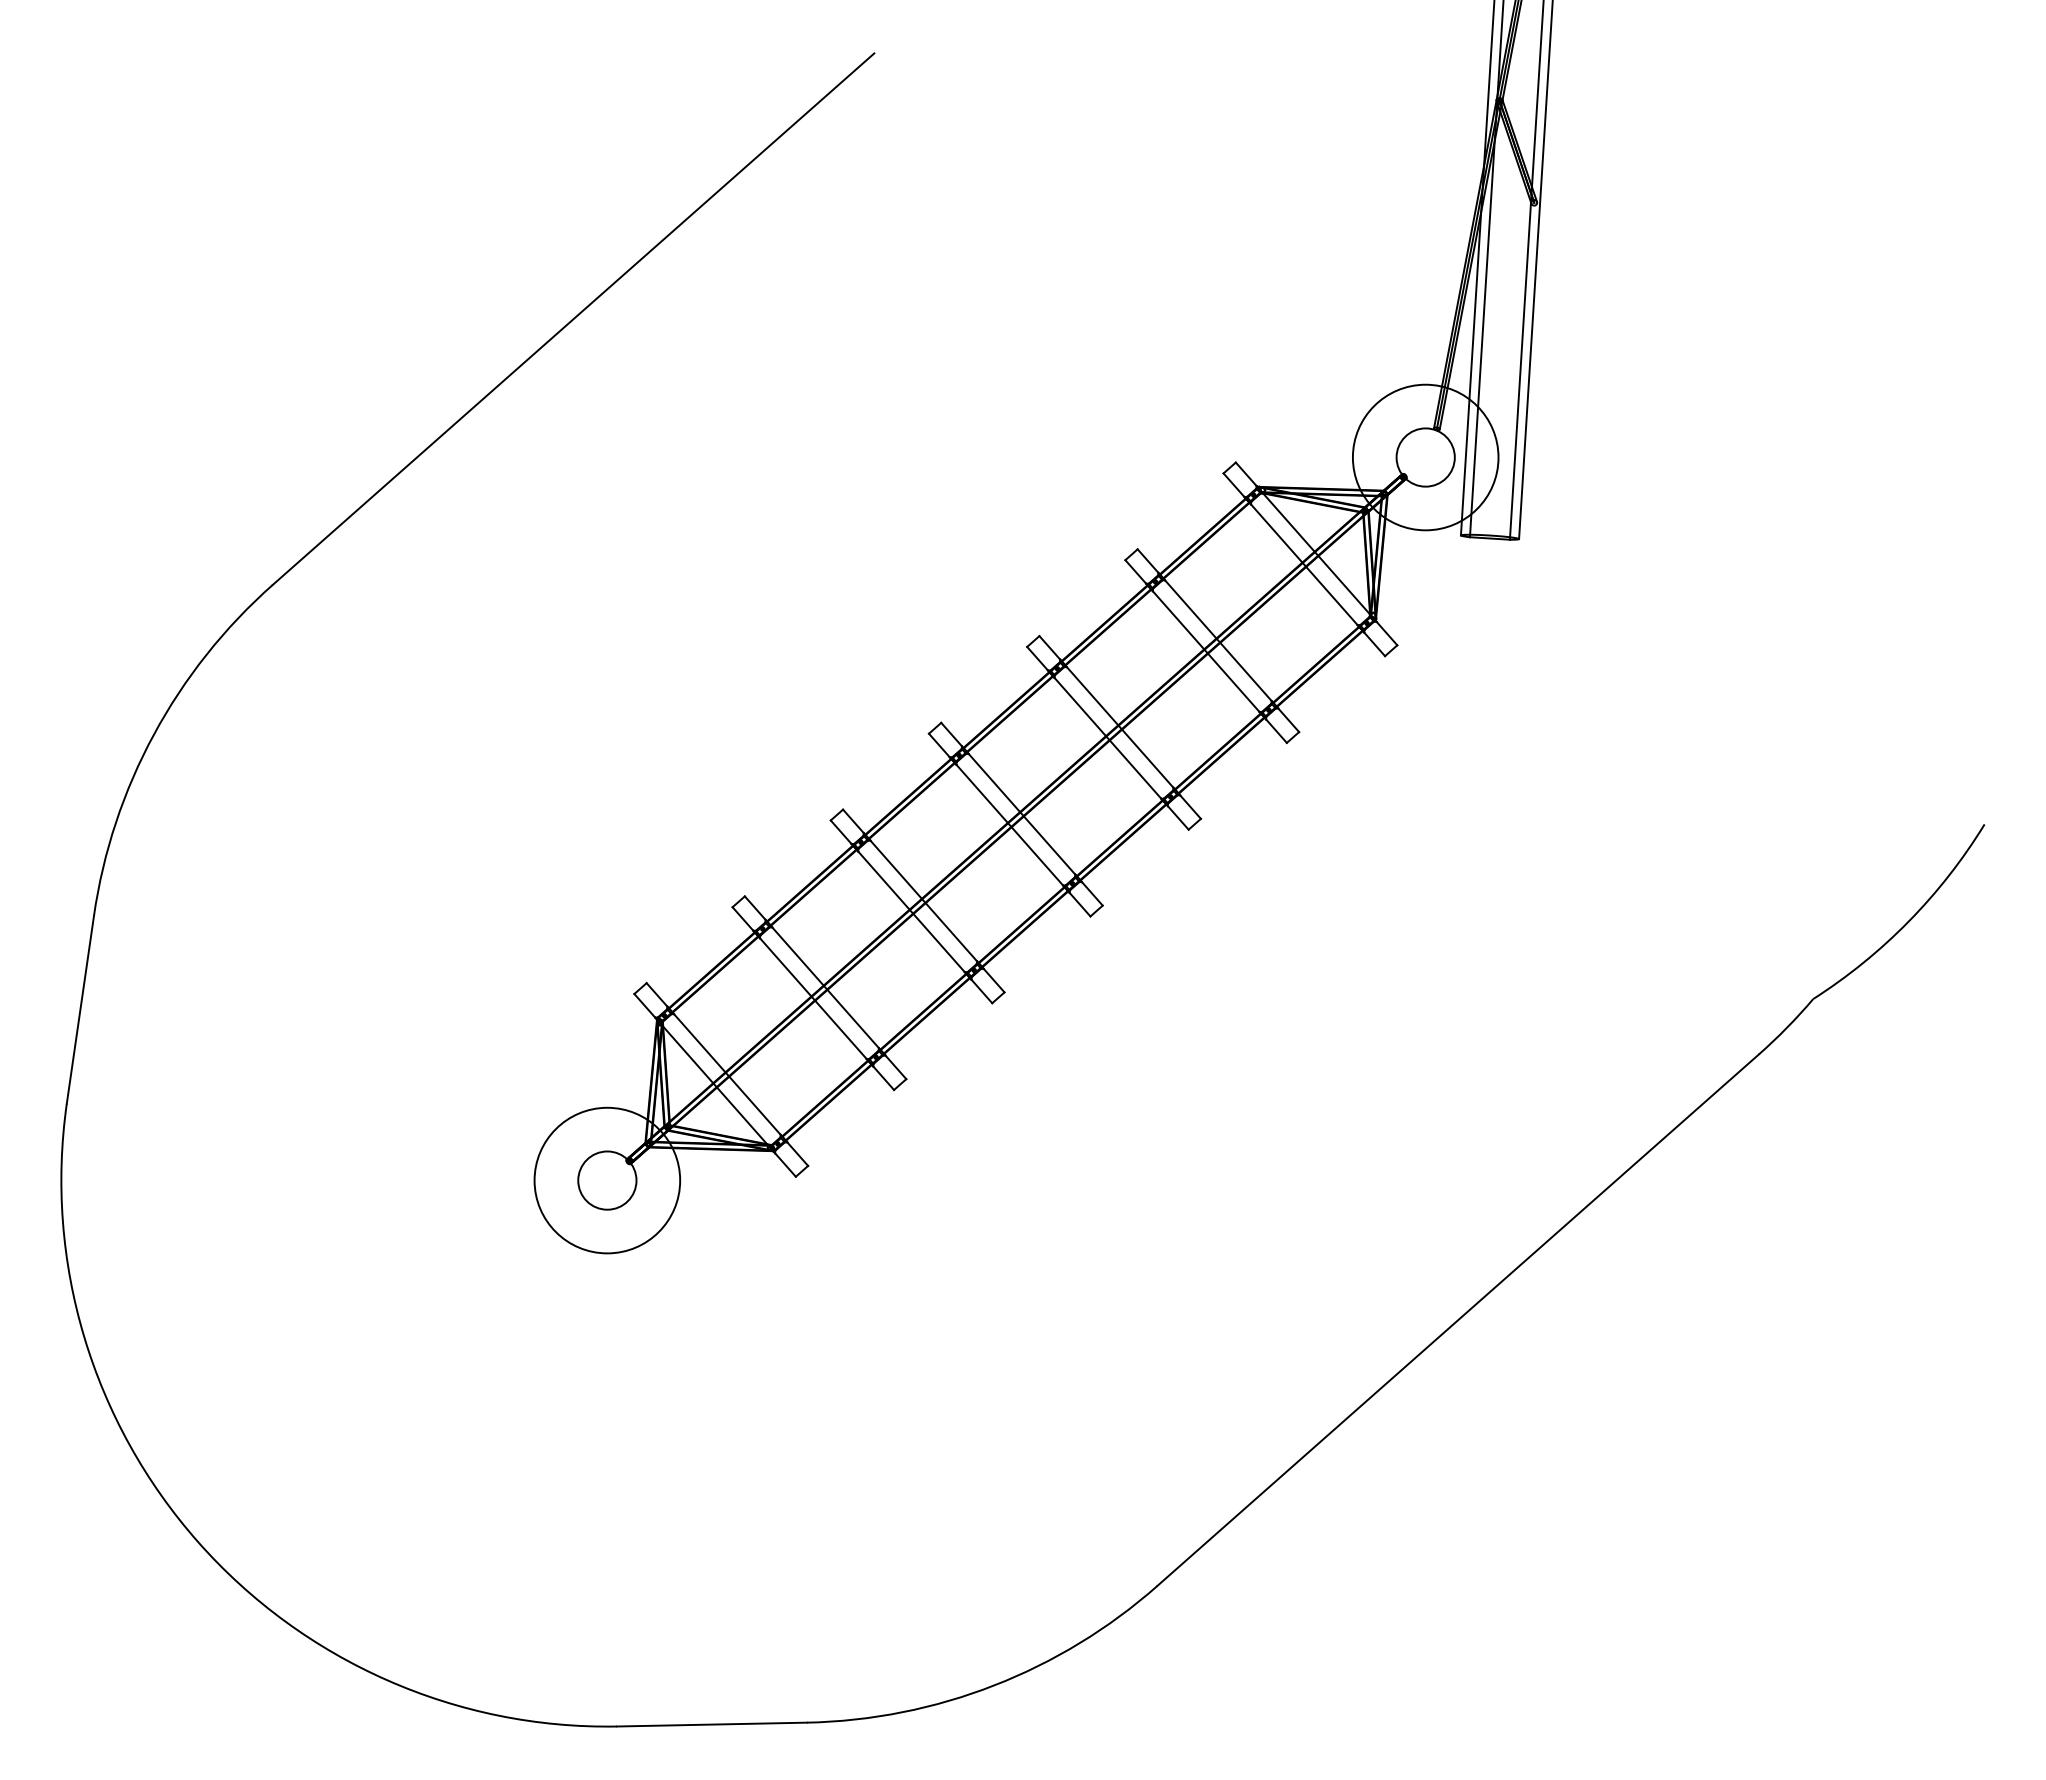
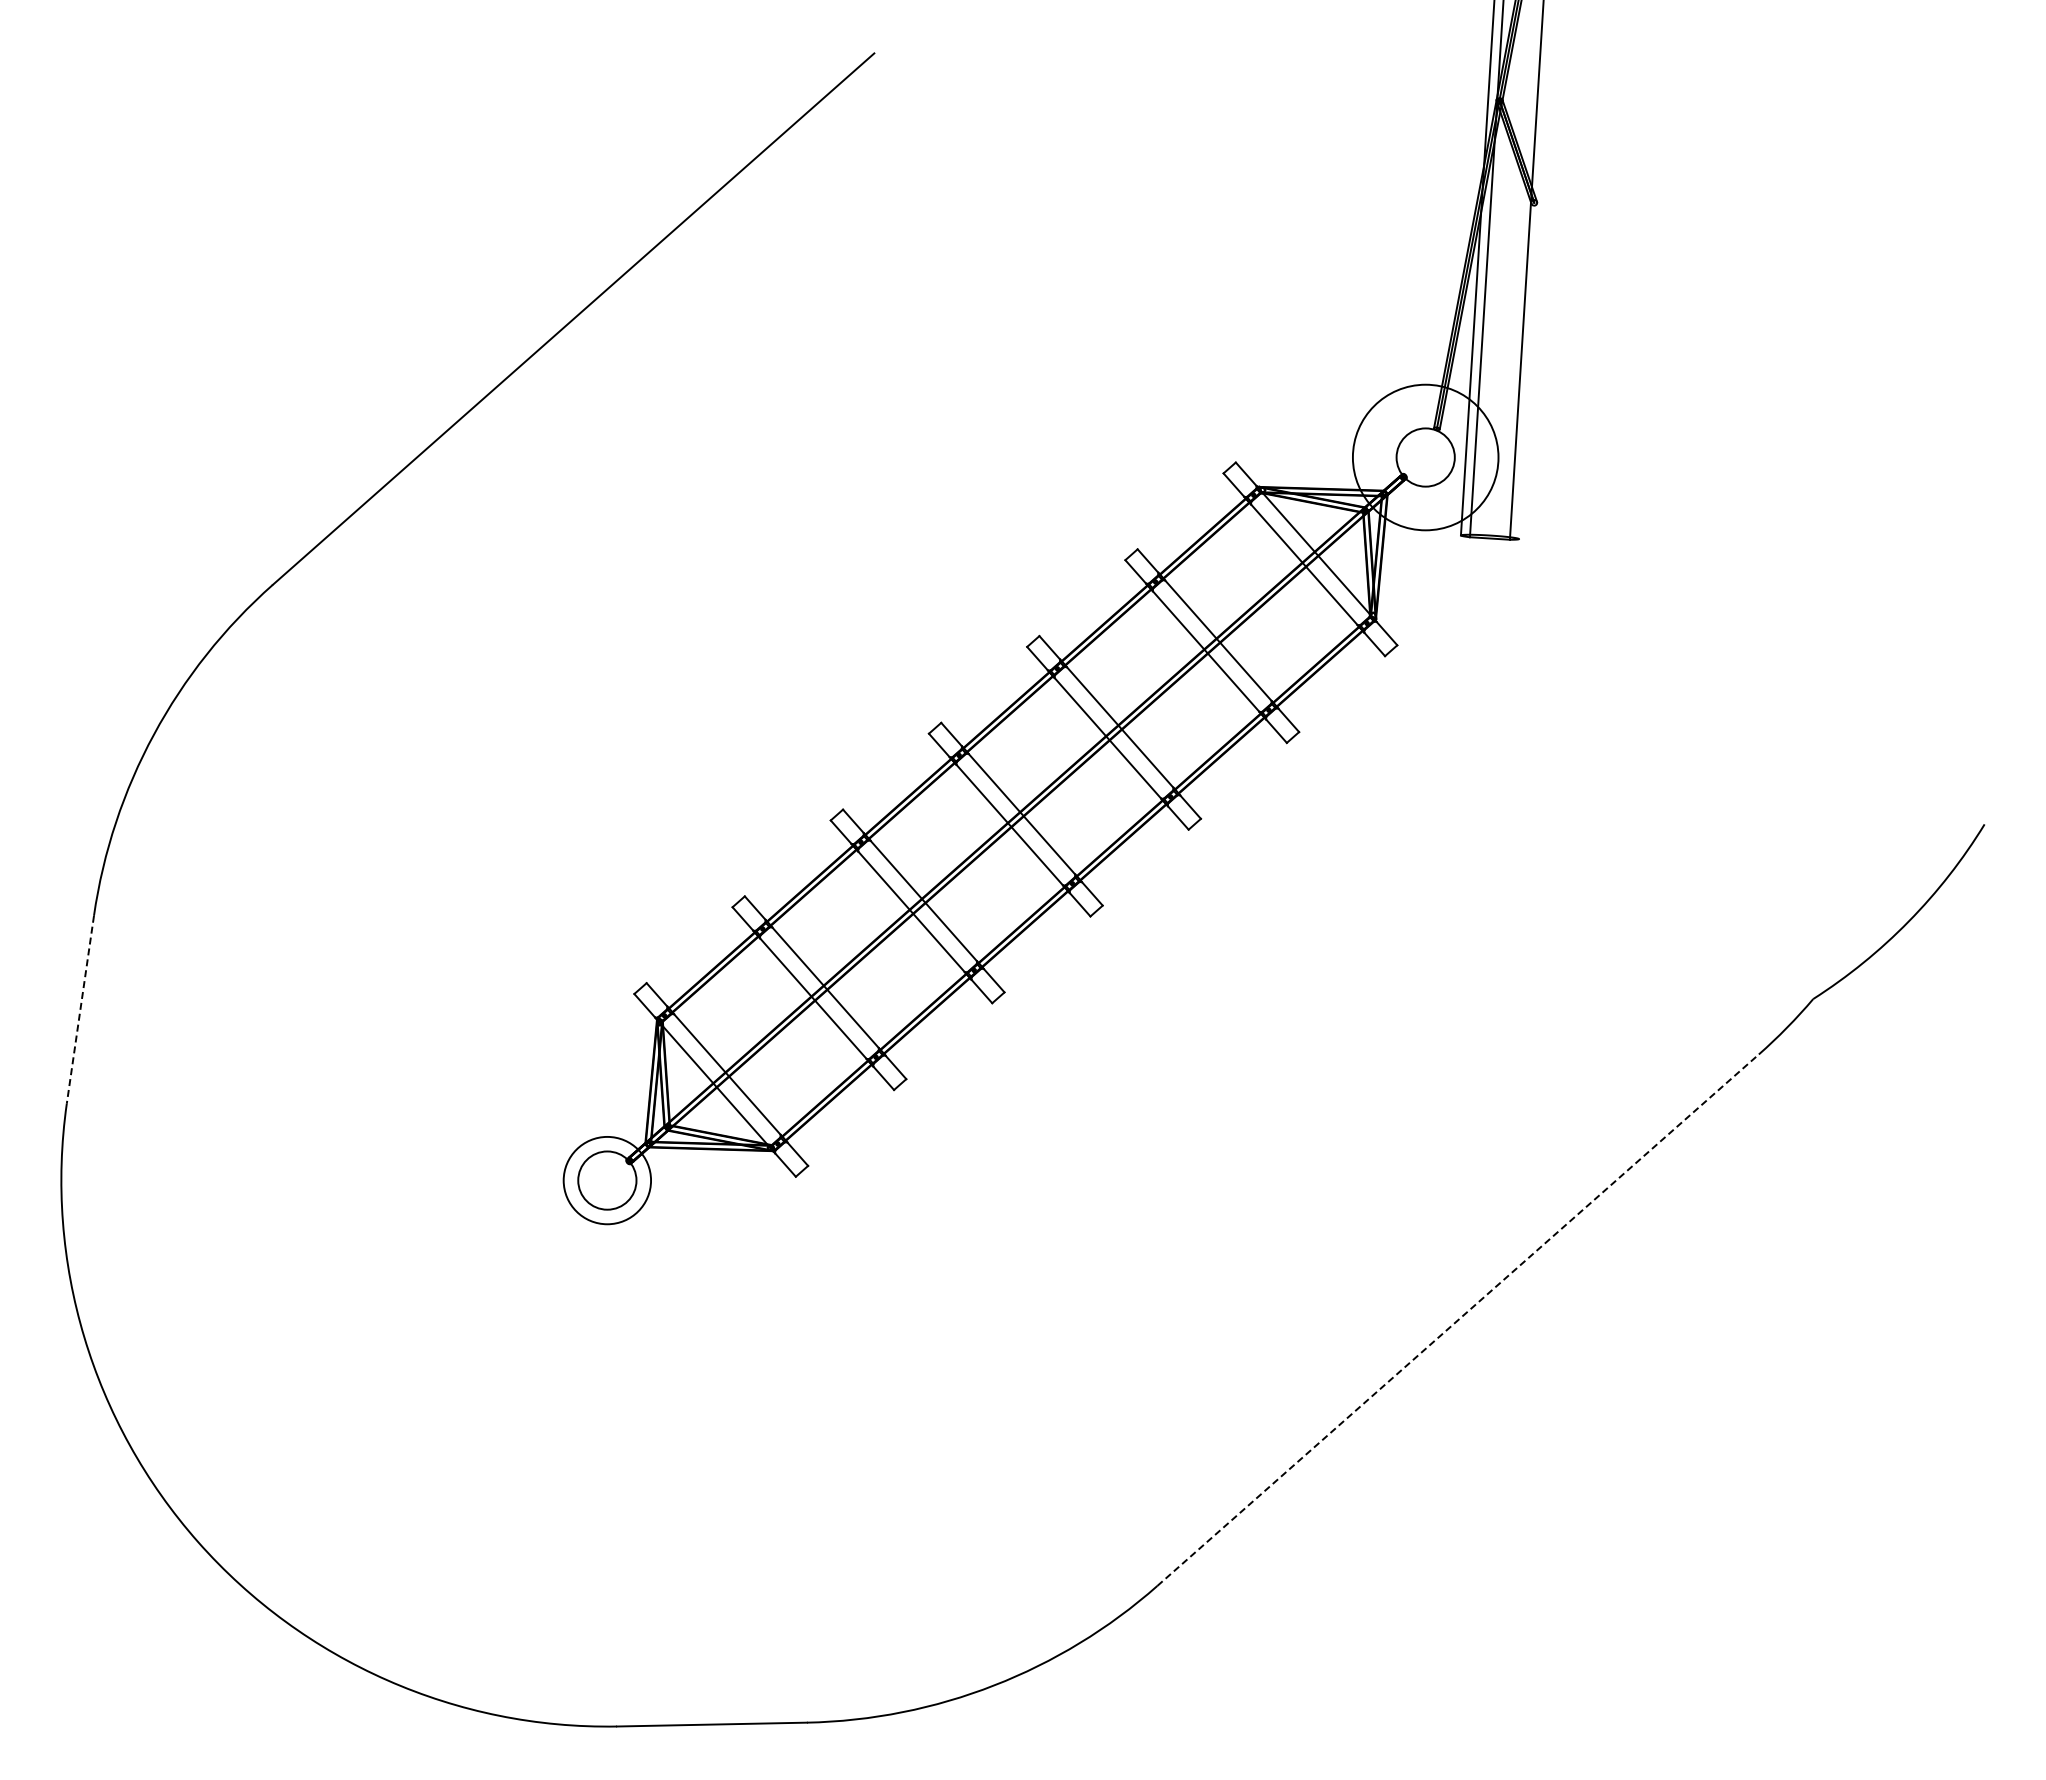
line: present -> none (1535, 270)
line: solid -> dashed (80, 1009)
circle diameter: 146 px -> 87 px (607, 1180)
line: solid -> dashed (1458, 1319)
